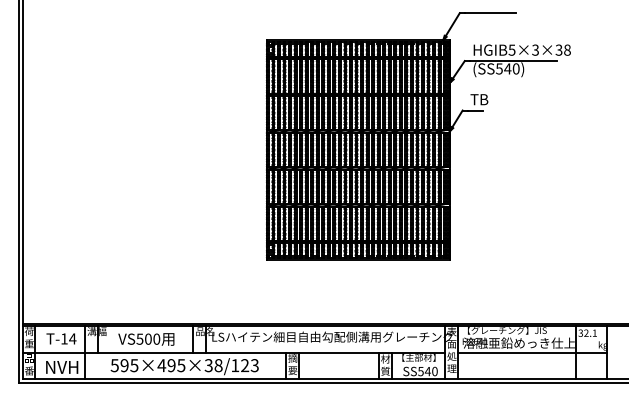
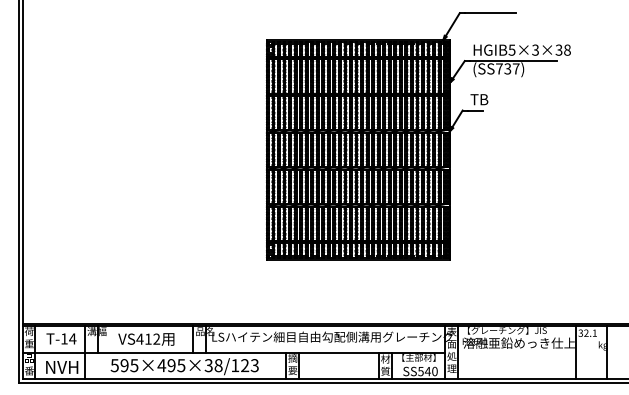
text: (SS540) -> (SS737) (507, 68)
text: VS500 -> VS412 (148, 338)
line: present -> none (532, 352)
